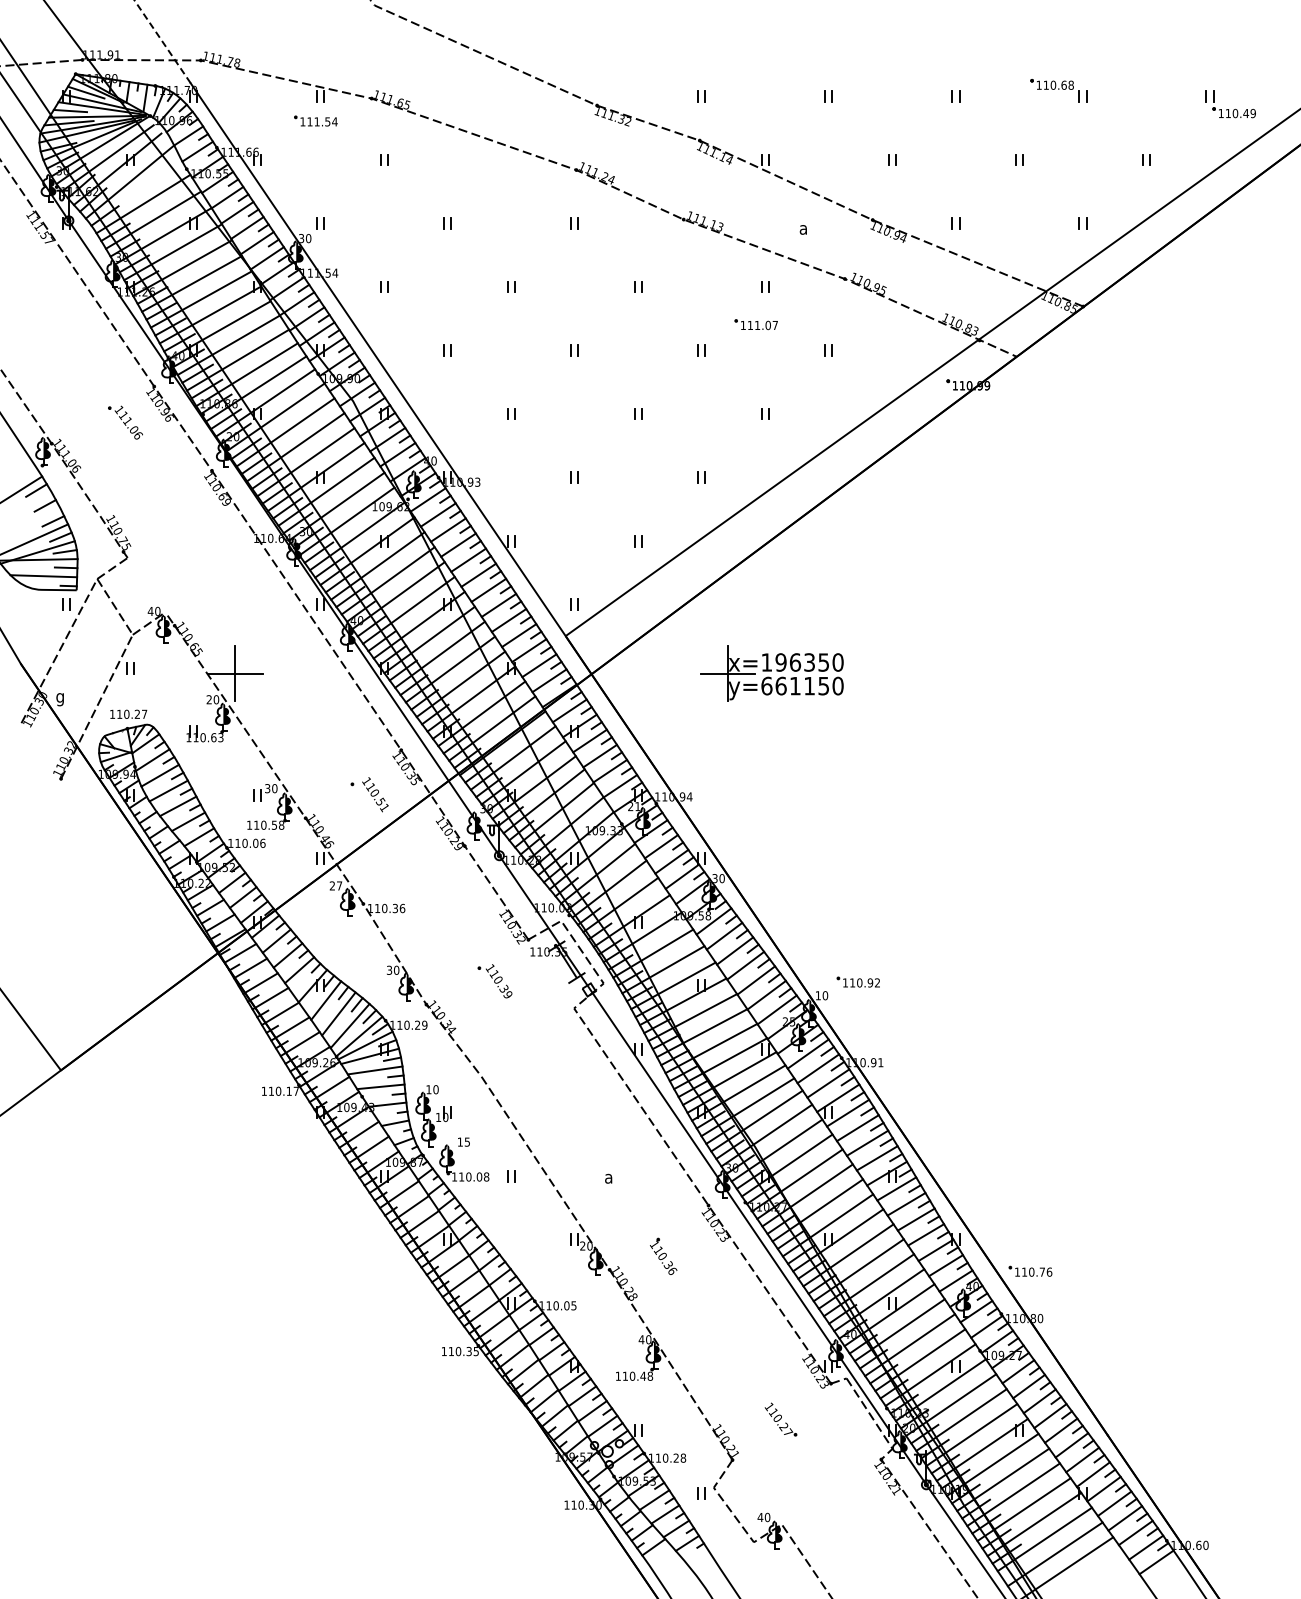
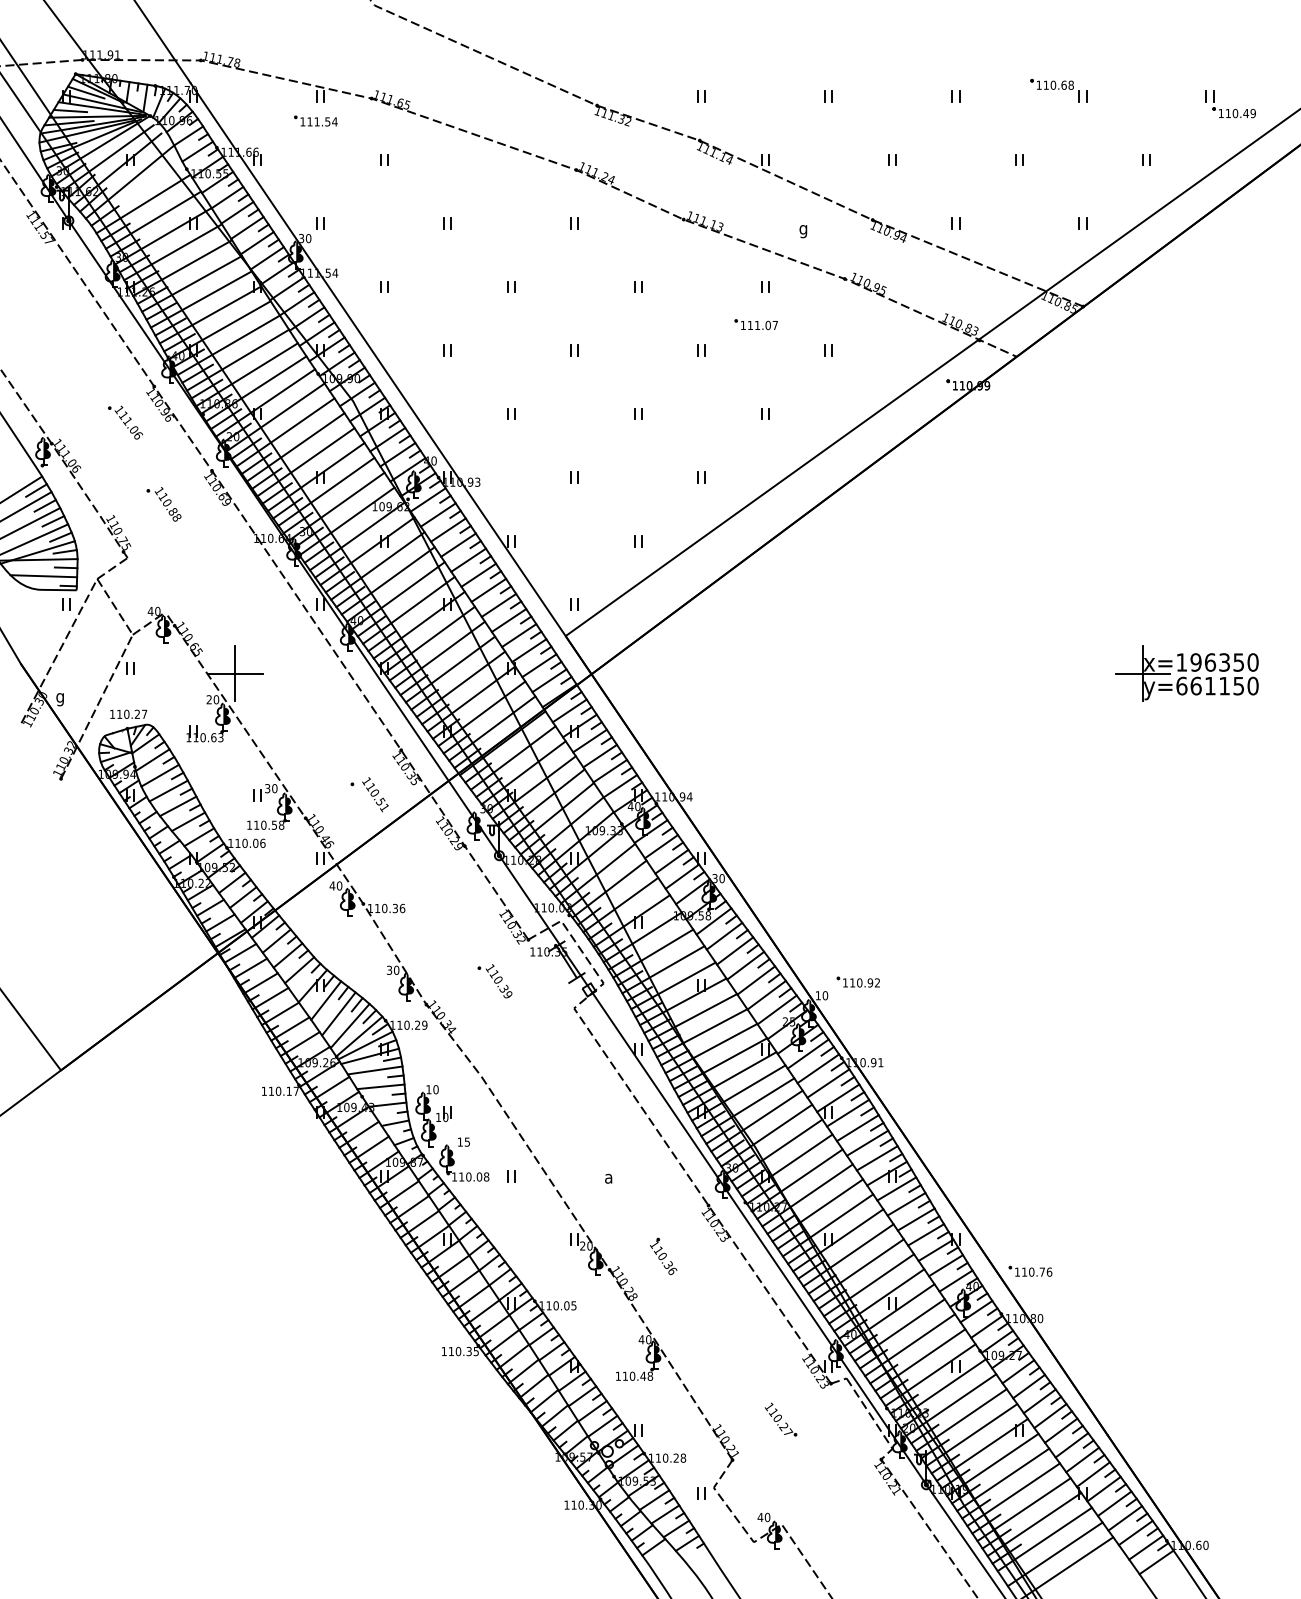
line: dashed -> solid (162, 41)
text: a -> g (803, 231)
part: none -> present (163, 504)
line: none -> present (26, 506)
line: none -> present (31, 522)
part position: (771, 673) -> (1186, 673) (1186, 673)
text: 21 -> 40 (633, 806)
text: 27 -> 40 (335, 885)
